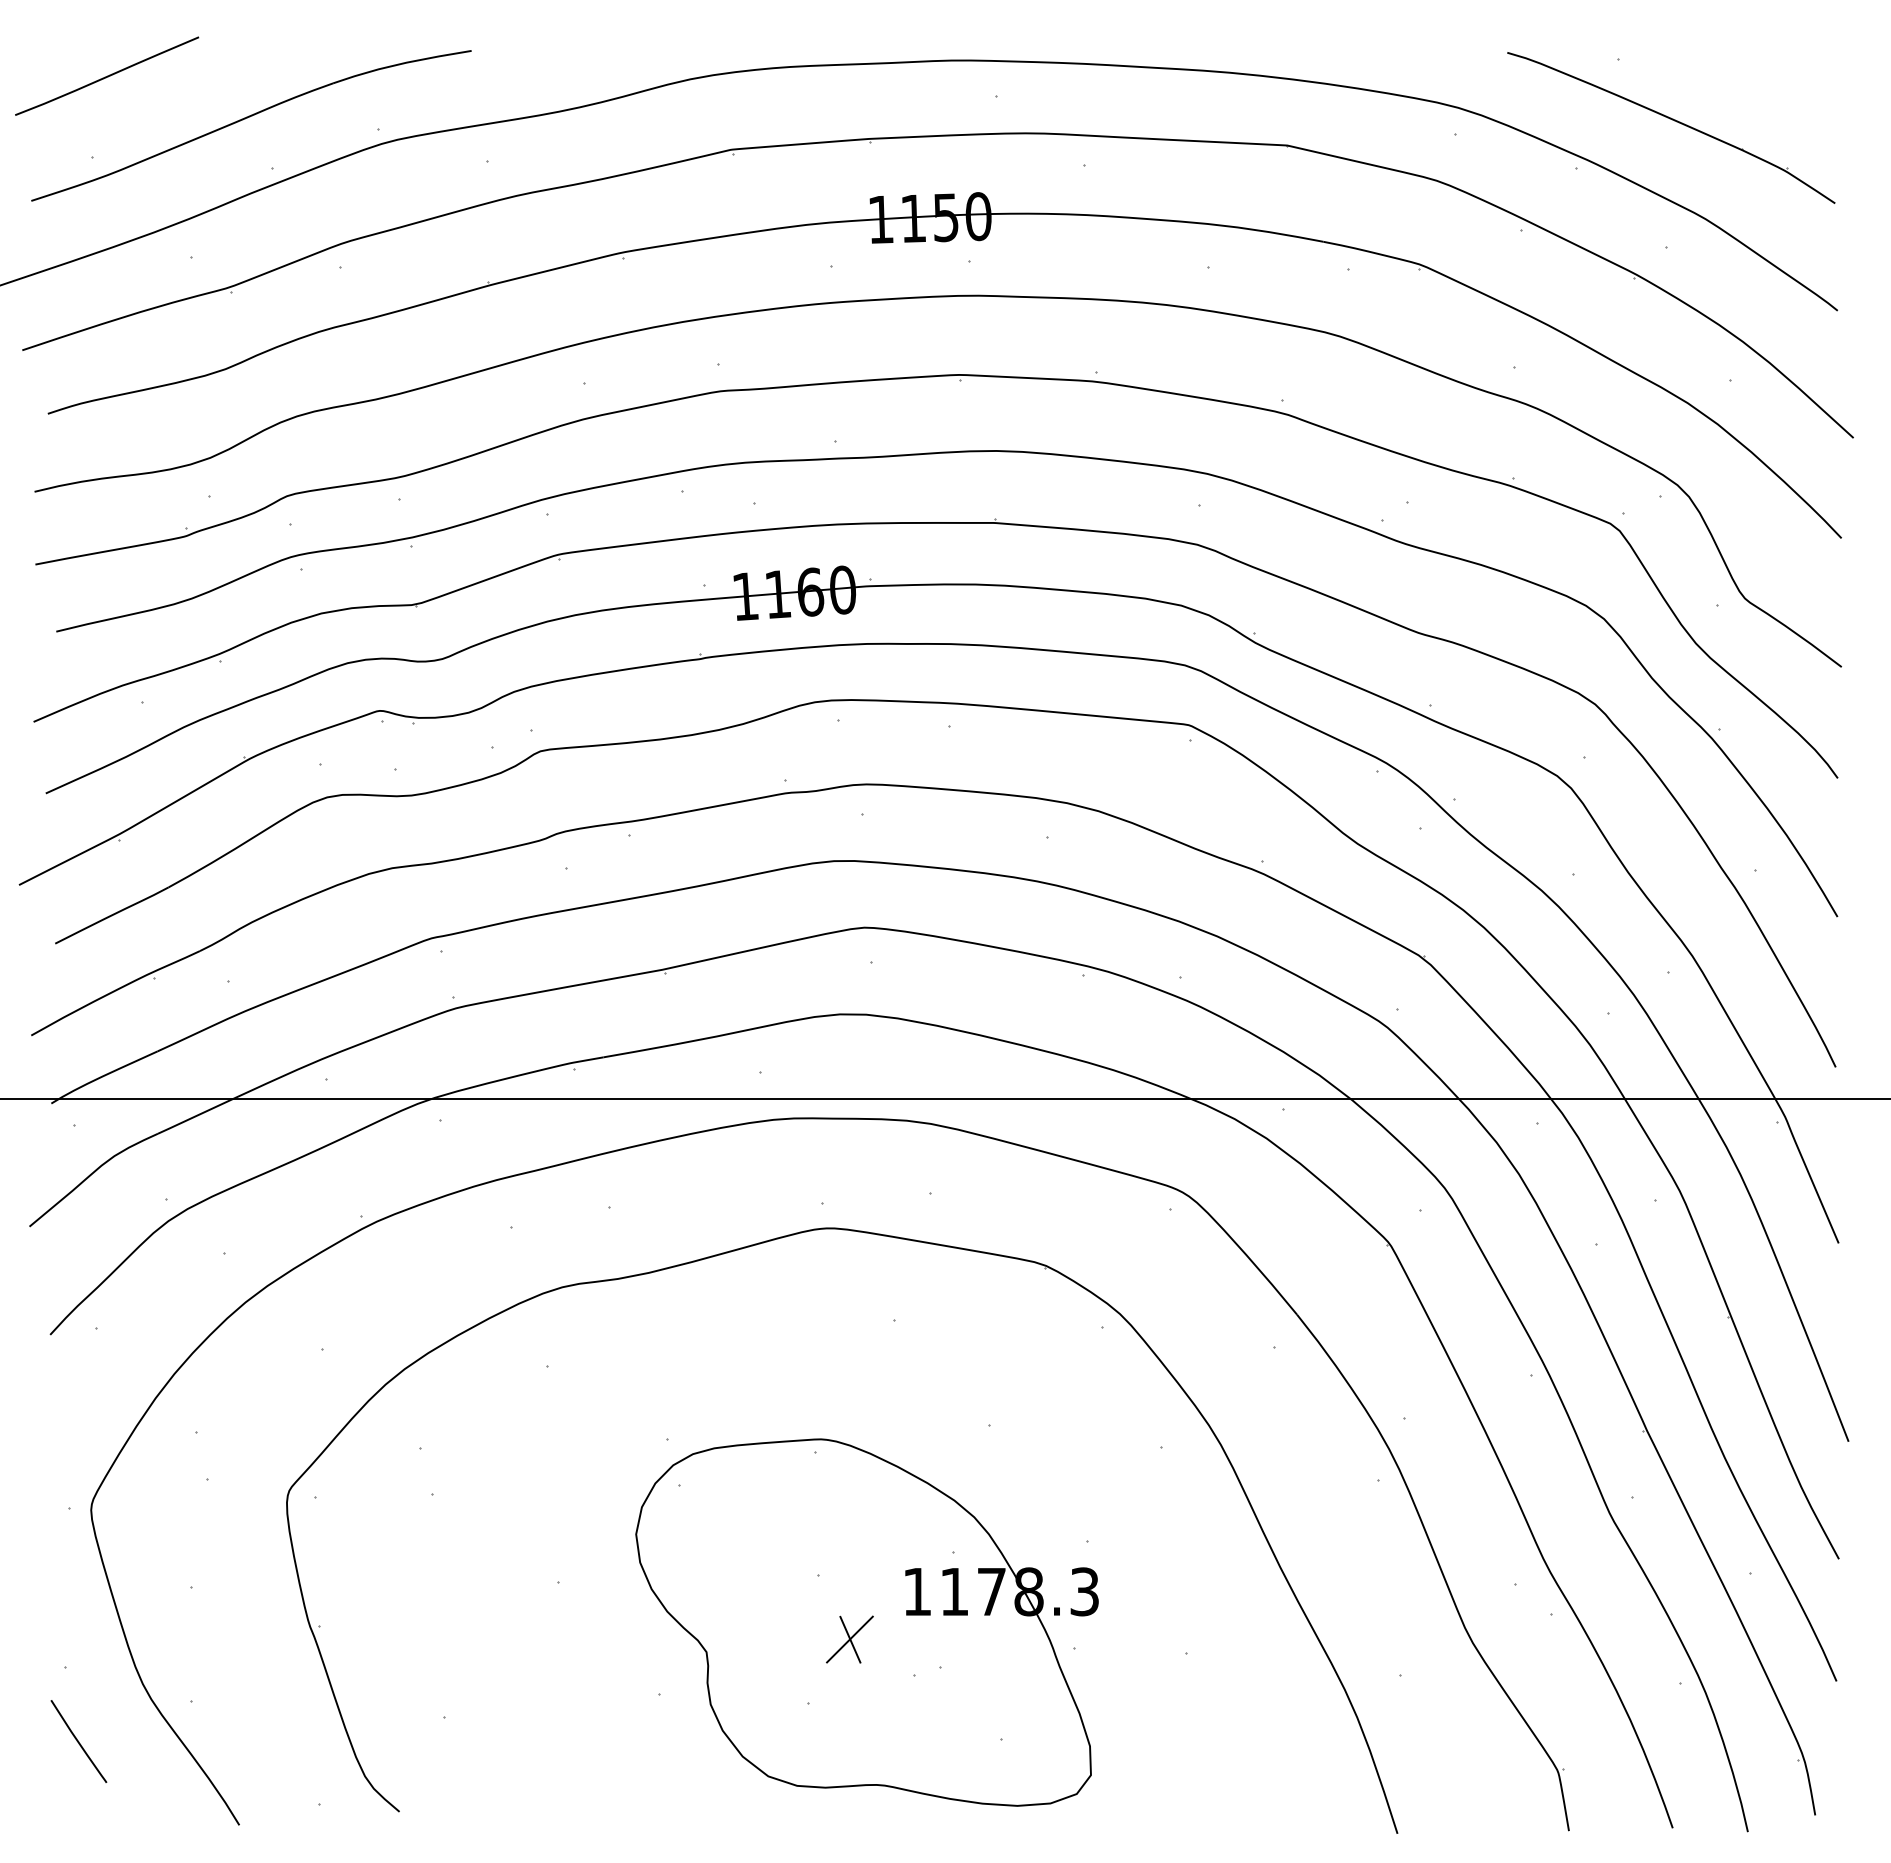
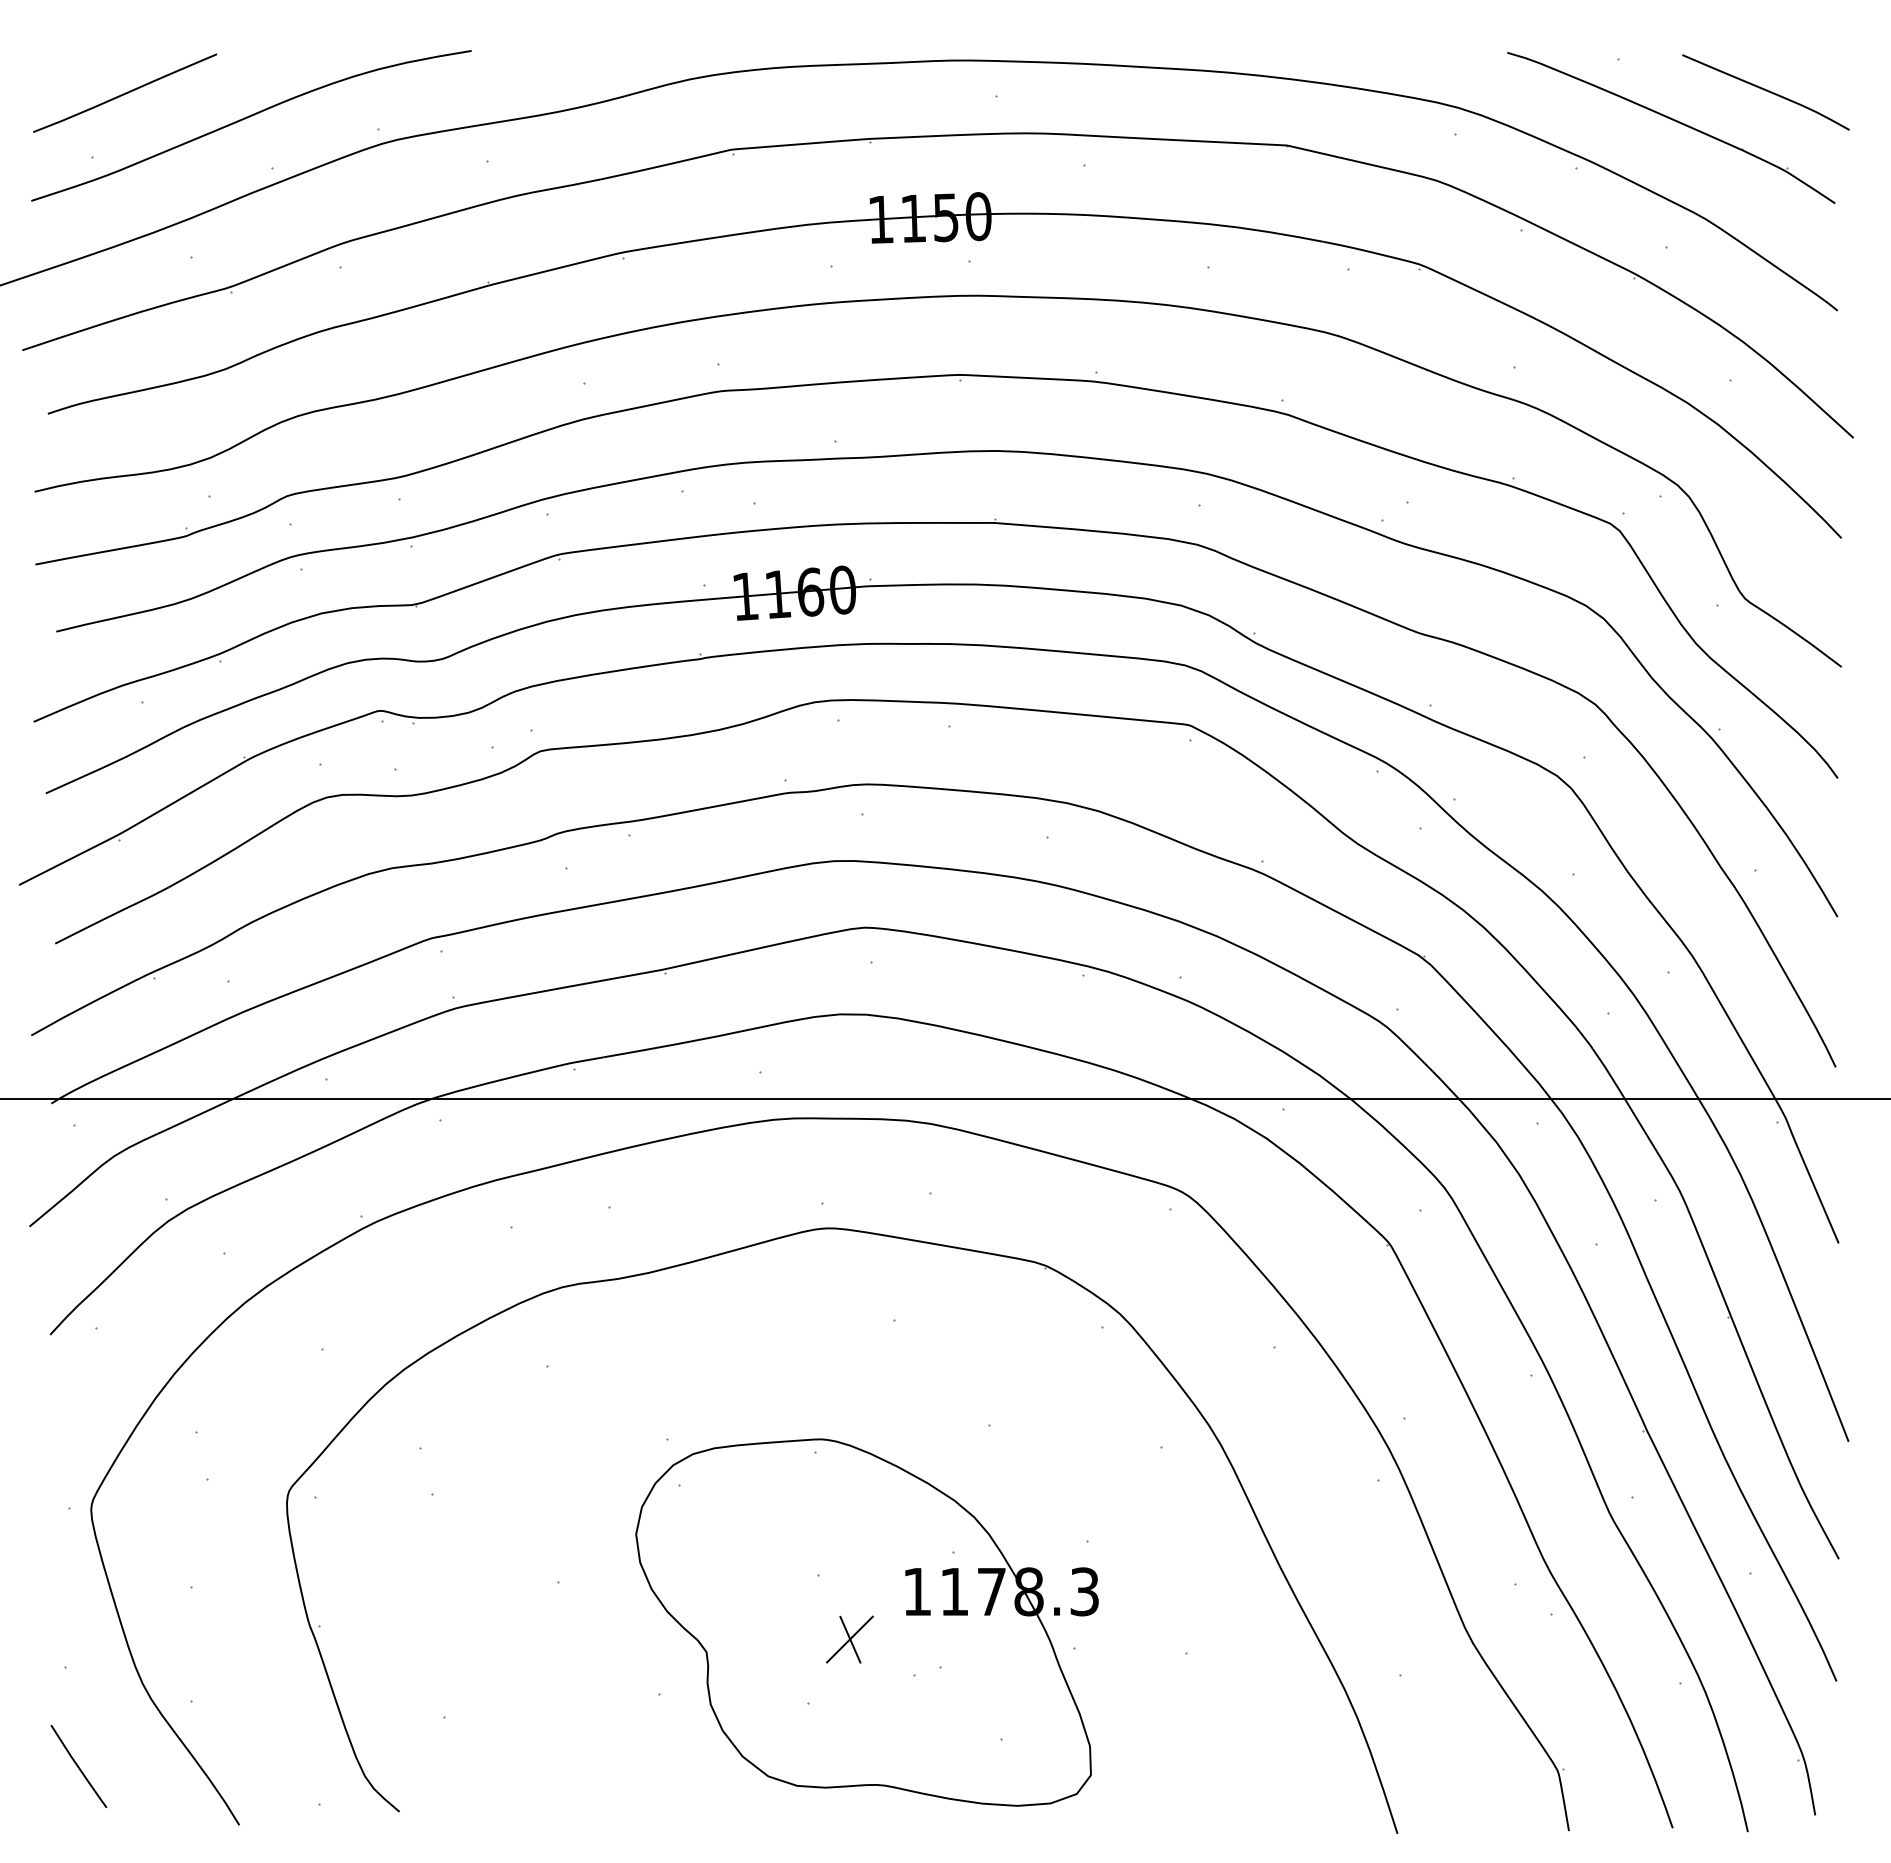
curve position: (107, 75) -> (125, 92) (125, 92)
curve: none -> present (1766, 91)
line position: (78, 1741) -> (78, 1766) (78, 1766)
